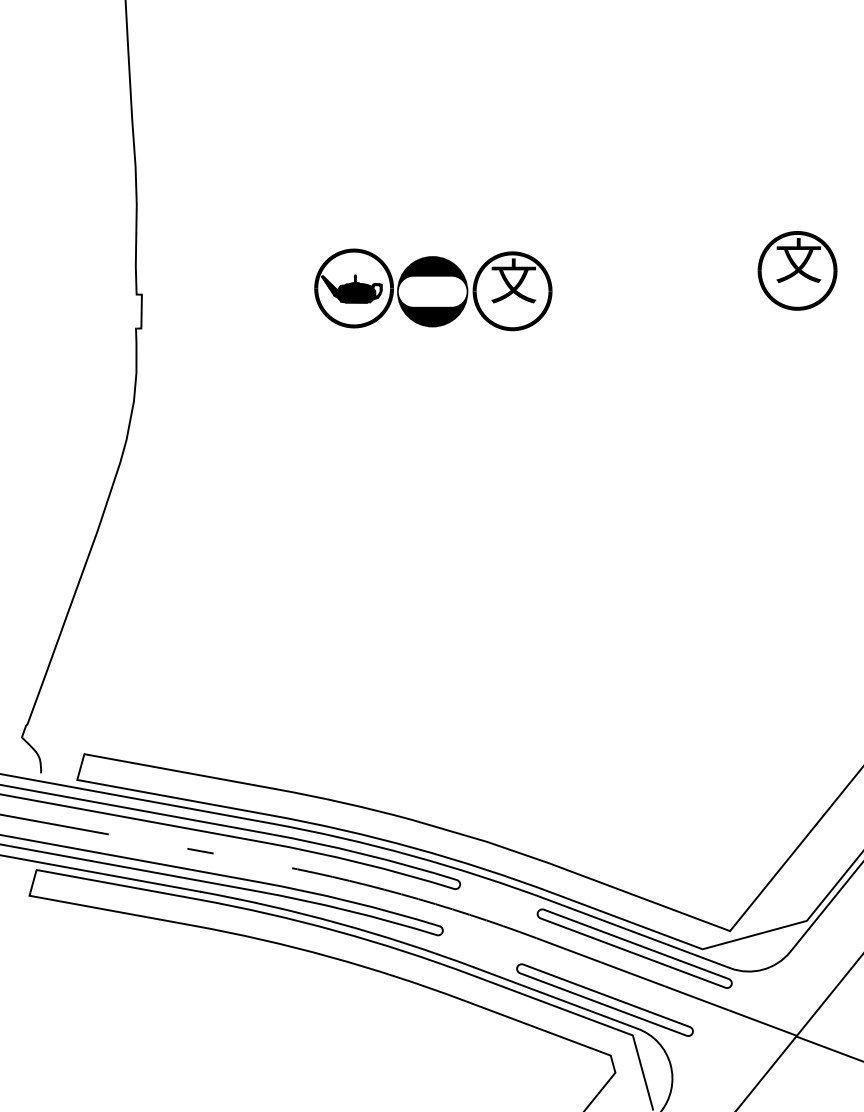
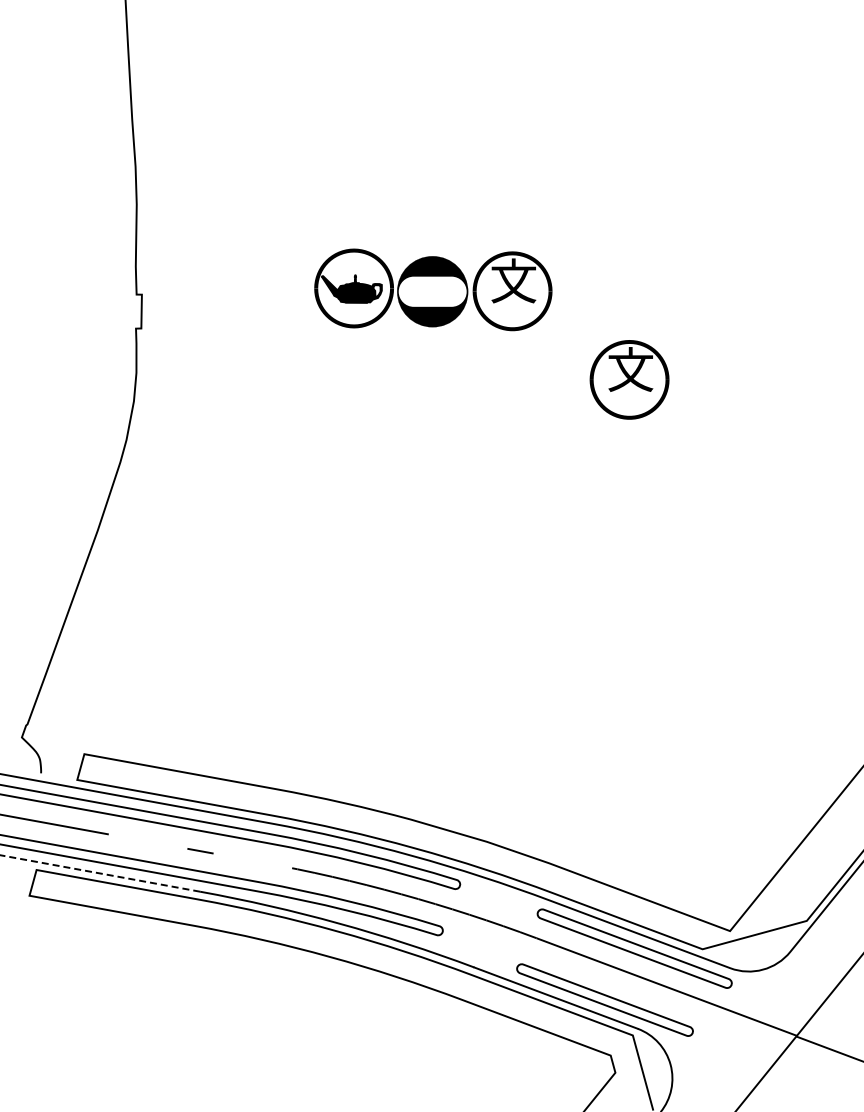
text position: (797, 270) -> (629, 379) (629, 379)
line: solid -> dashed (99, 873)
